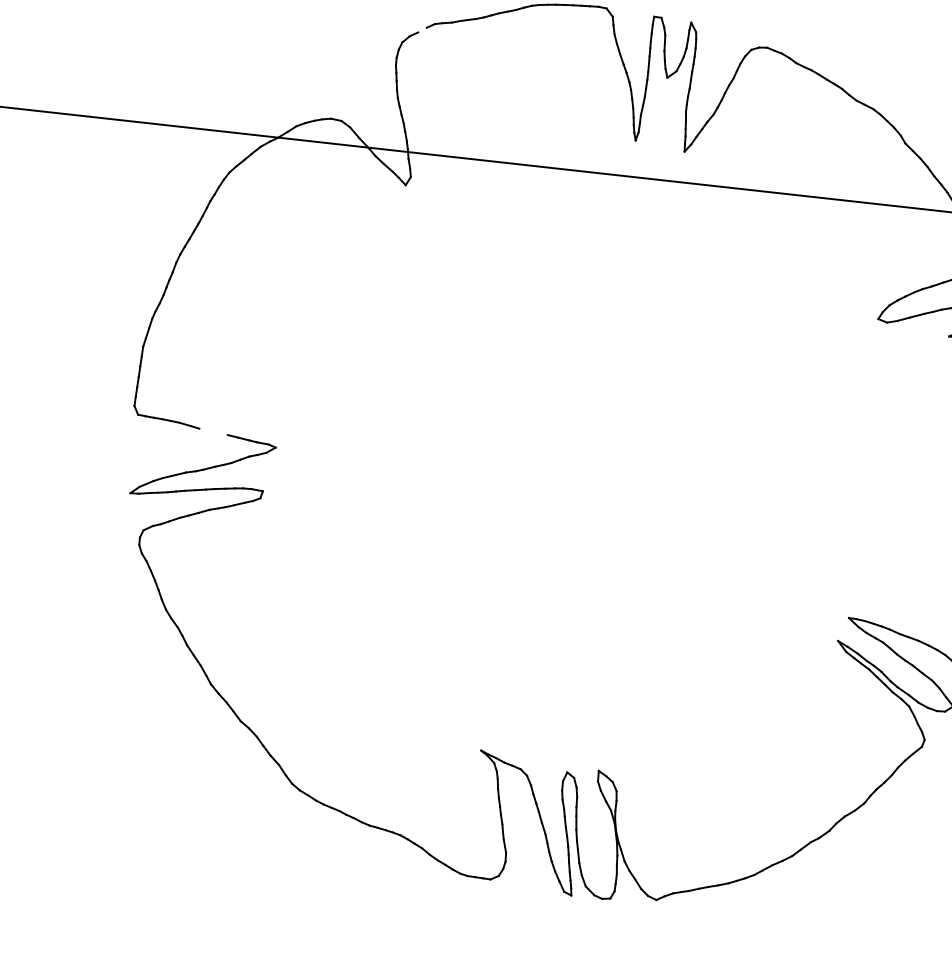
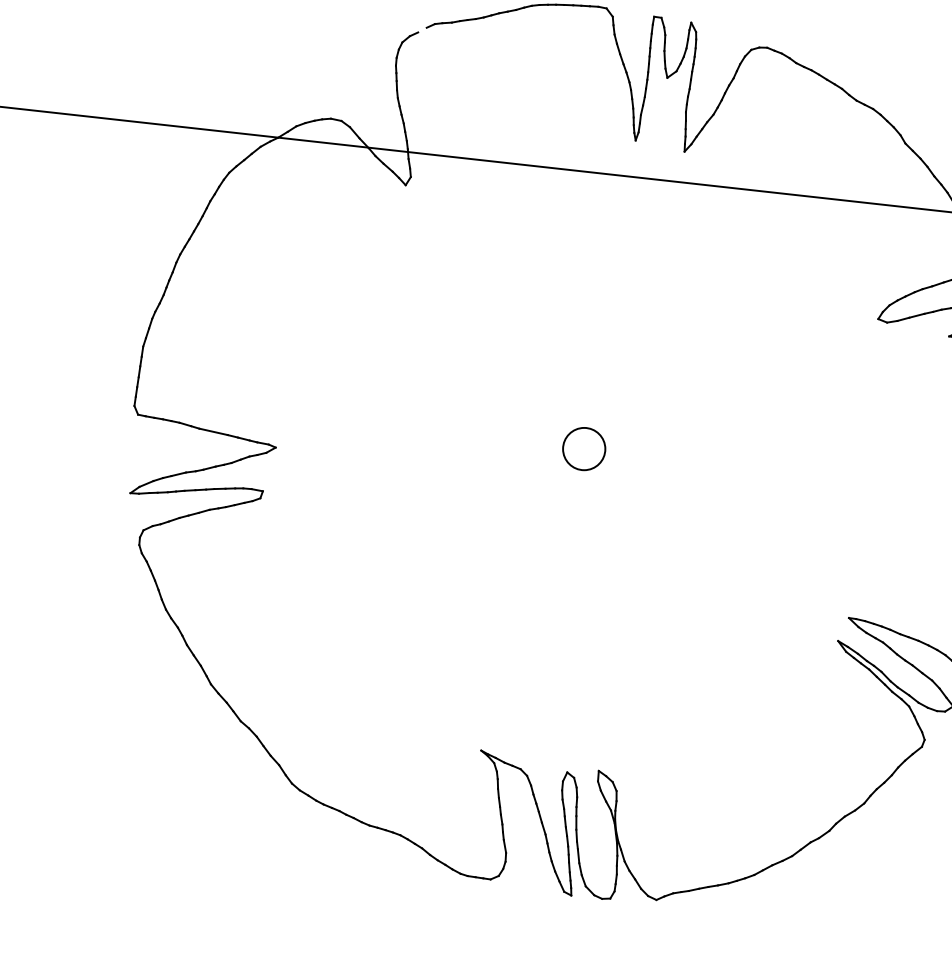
line: none -> present (213, 431)
circle: none -> present (584, 449)
